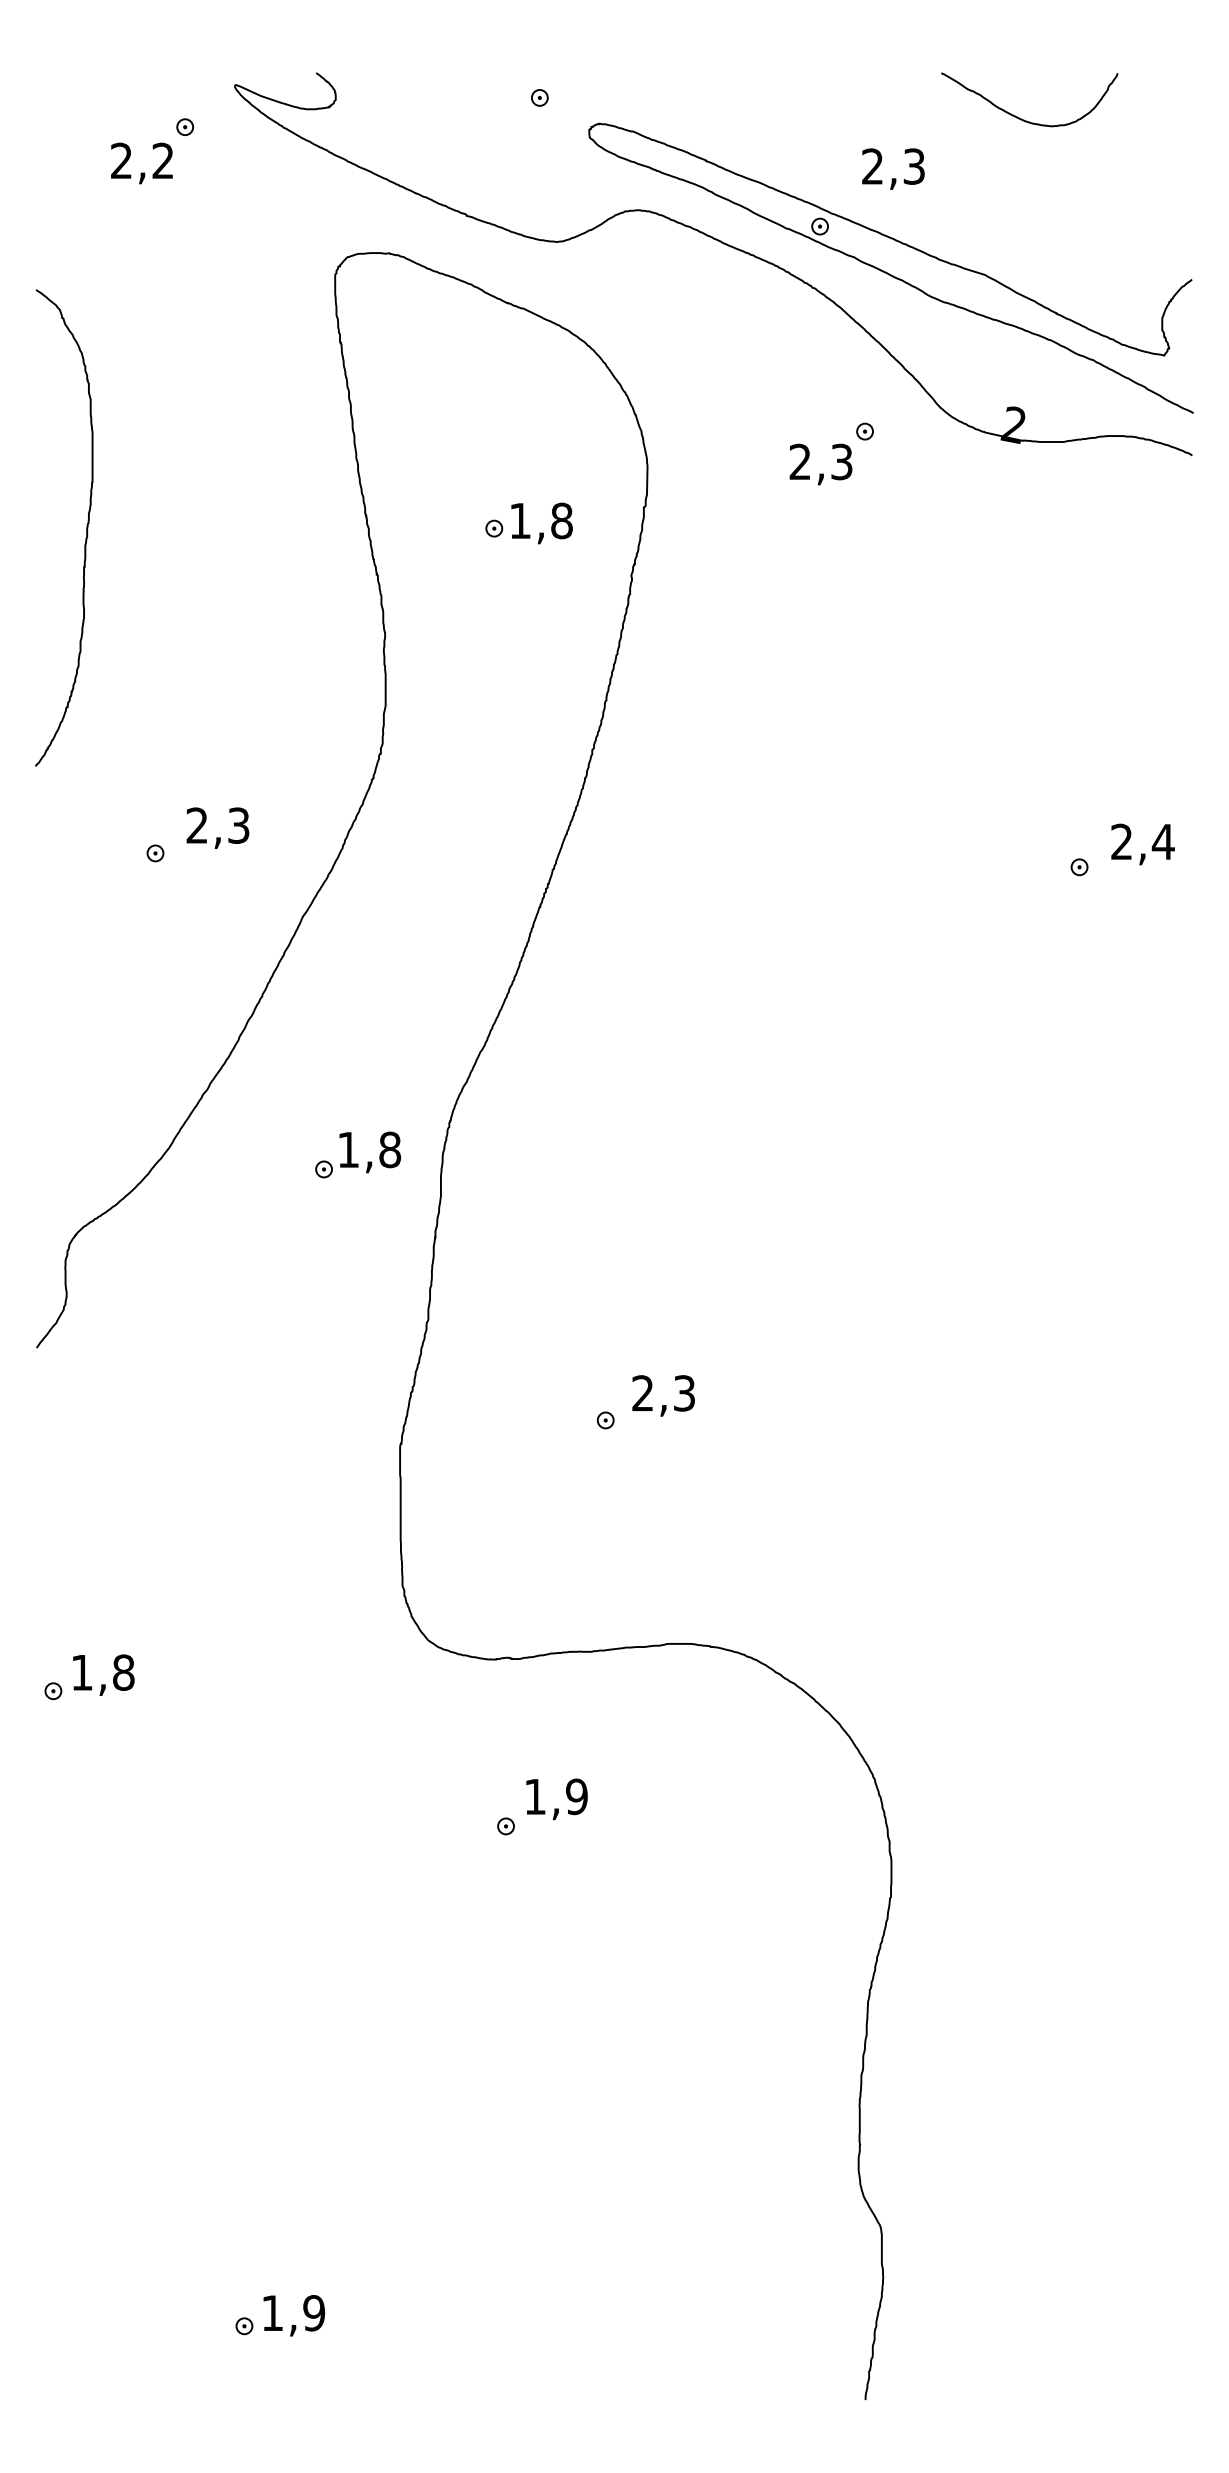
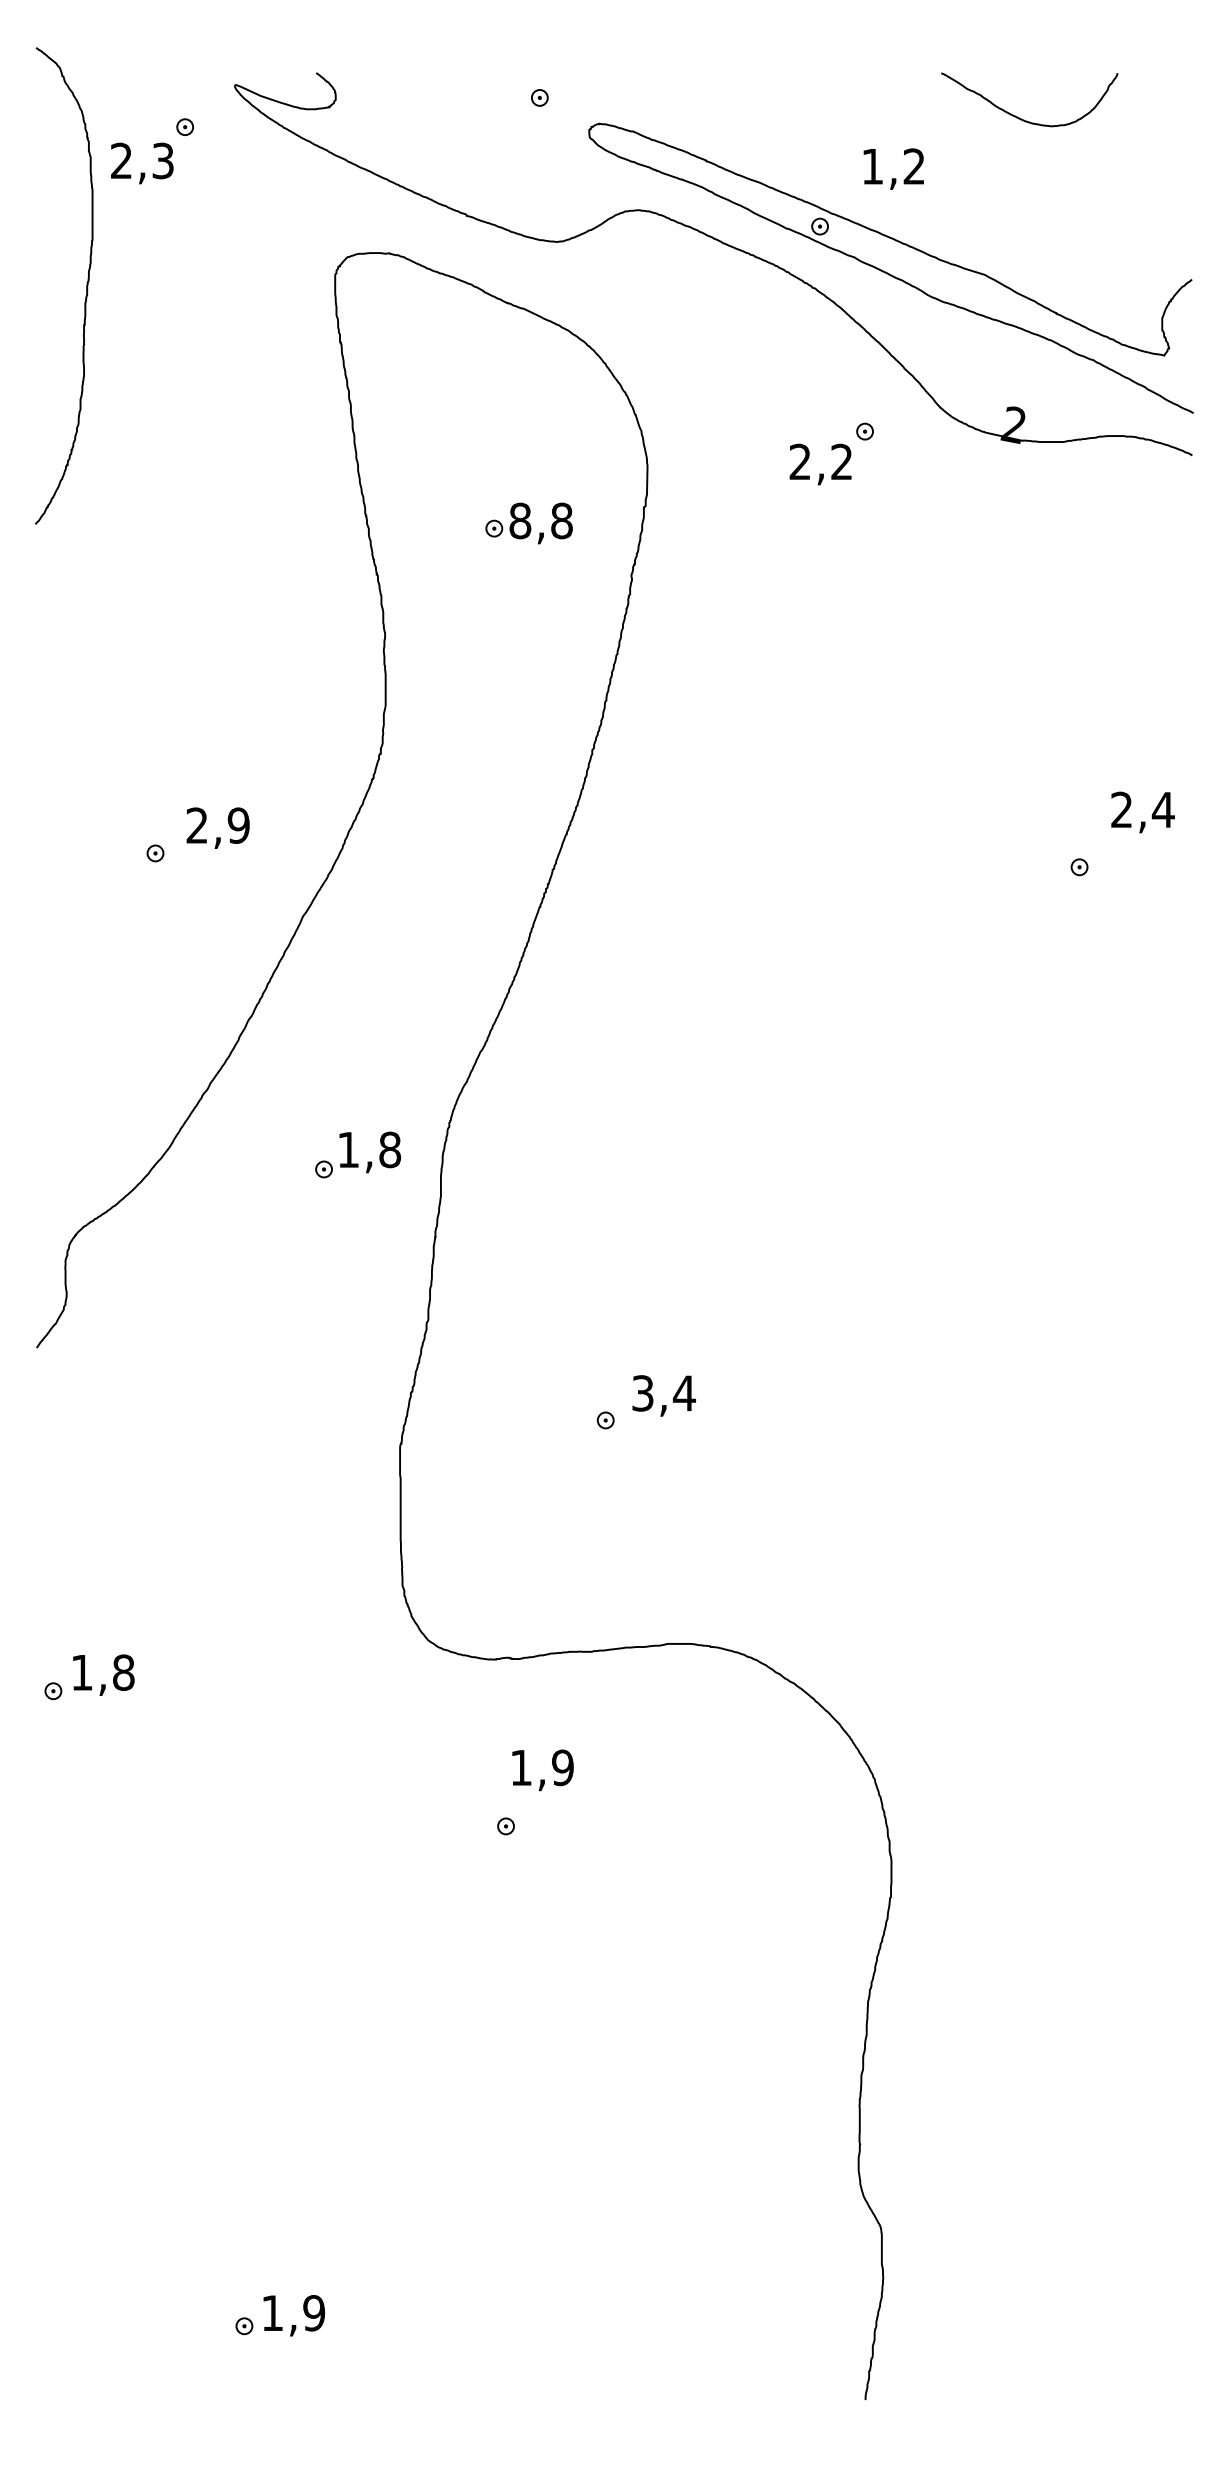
text: 2,2 -> 2,3 (162, 160)
text: 2,3 -> 1,2 (893, 166)
text: 2,3 -> 2,2 (841, 462)
text: 1,8 -> 8,8 (520, 520)
curve position: (86, 527) -> (86, 285) (86, 285)
text: 2,3 -> 2,9 (238, 825)
text position: (1142, 844) -> (1142, 812) (1142, 812)
text: 2,3 -> 3,4 (663, 1393)
text position: (556, 1799) -> (542, 1770) (542, 1770)
